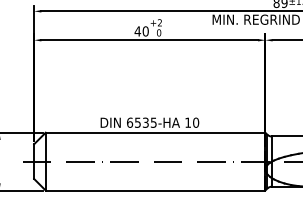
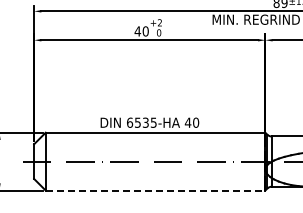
text: 10 -> 40 (187, 122)
line: solid -> dashed (155, 190)
